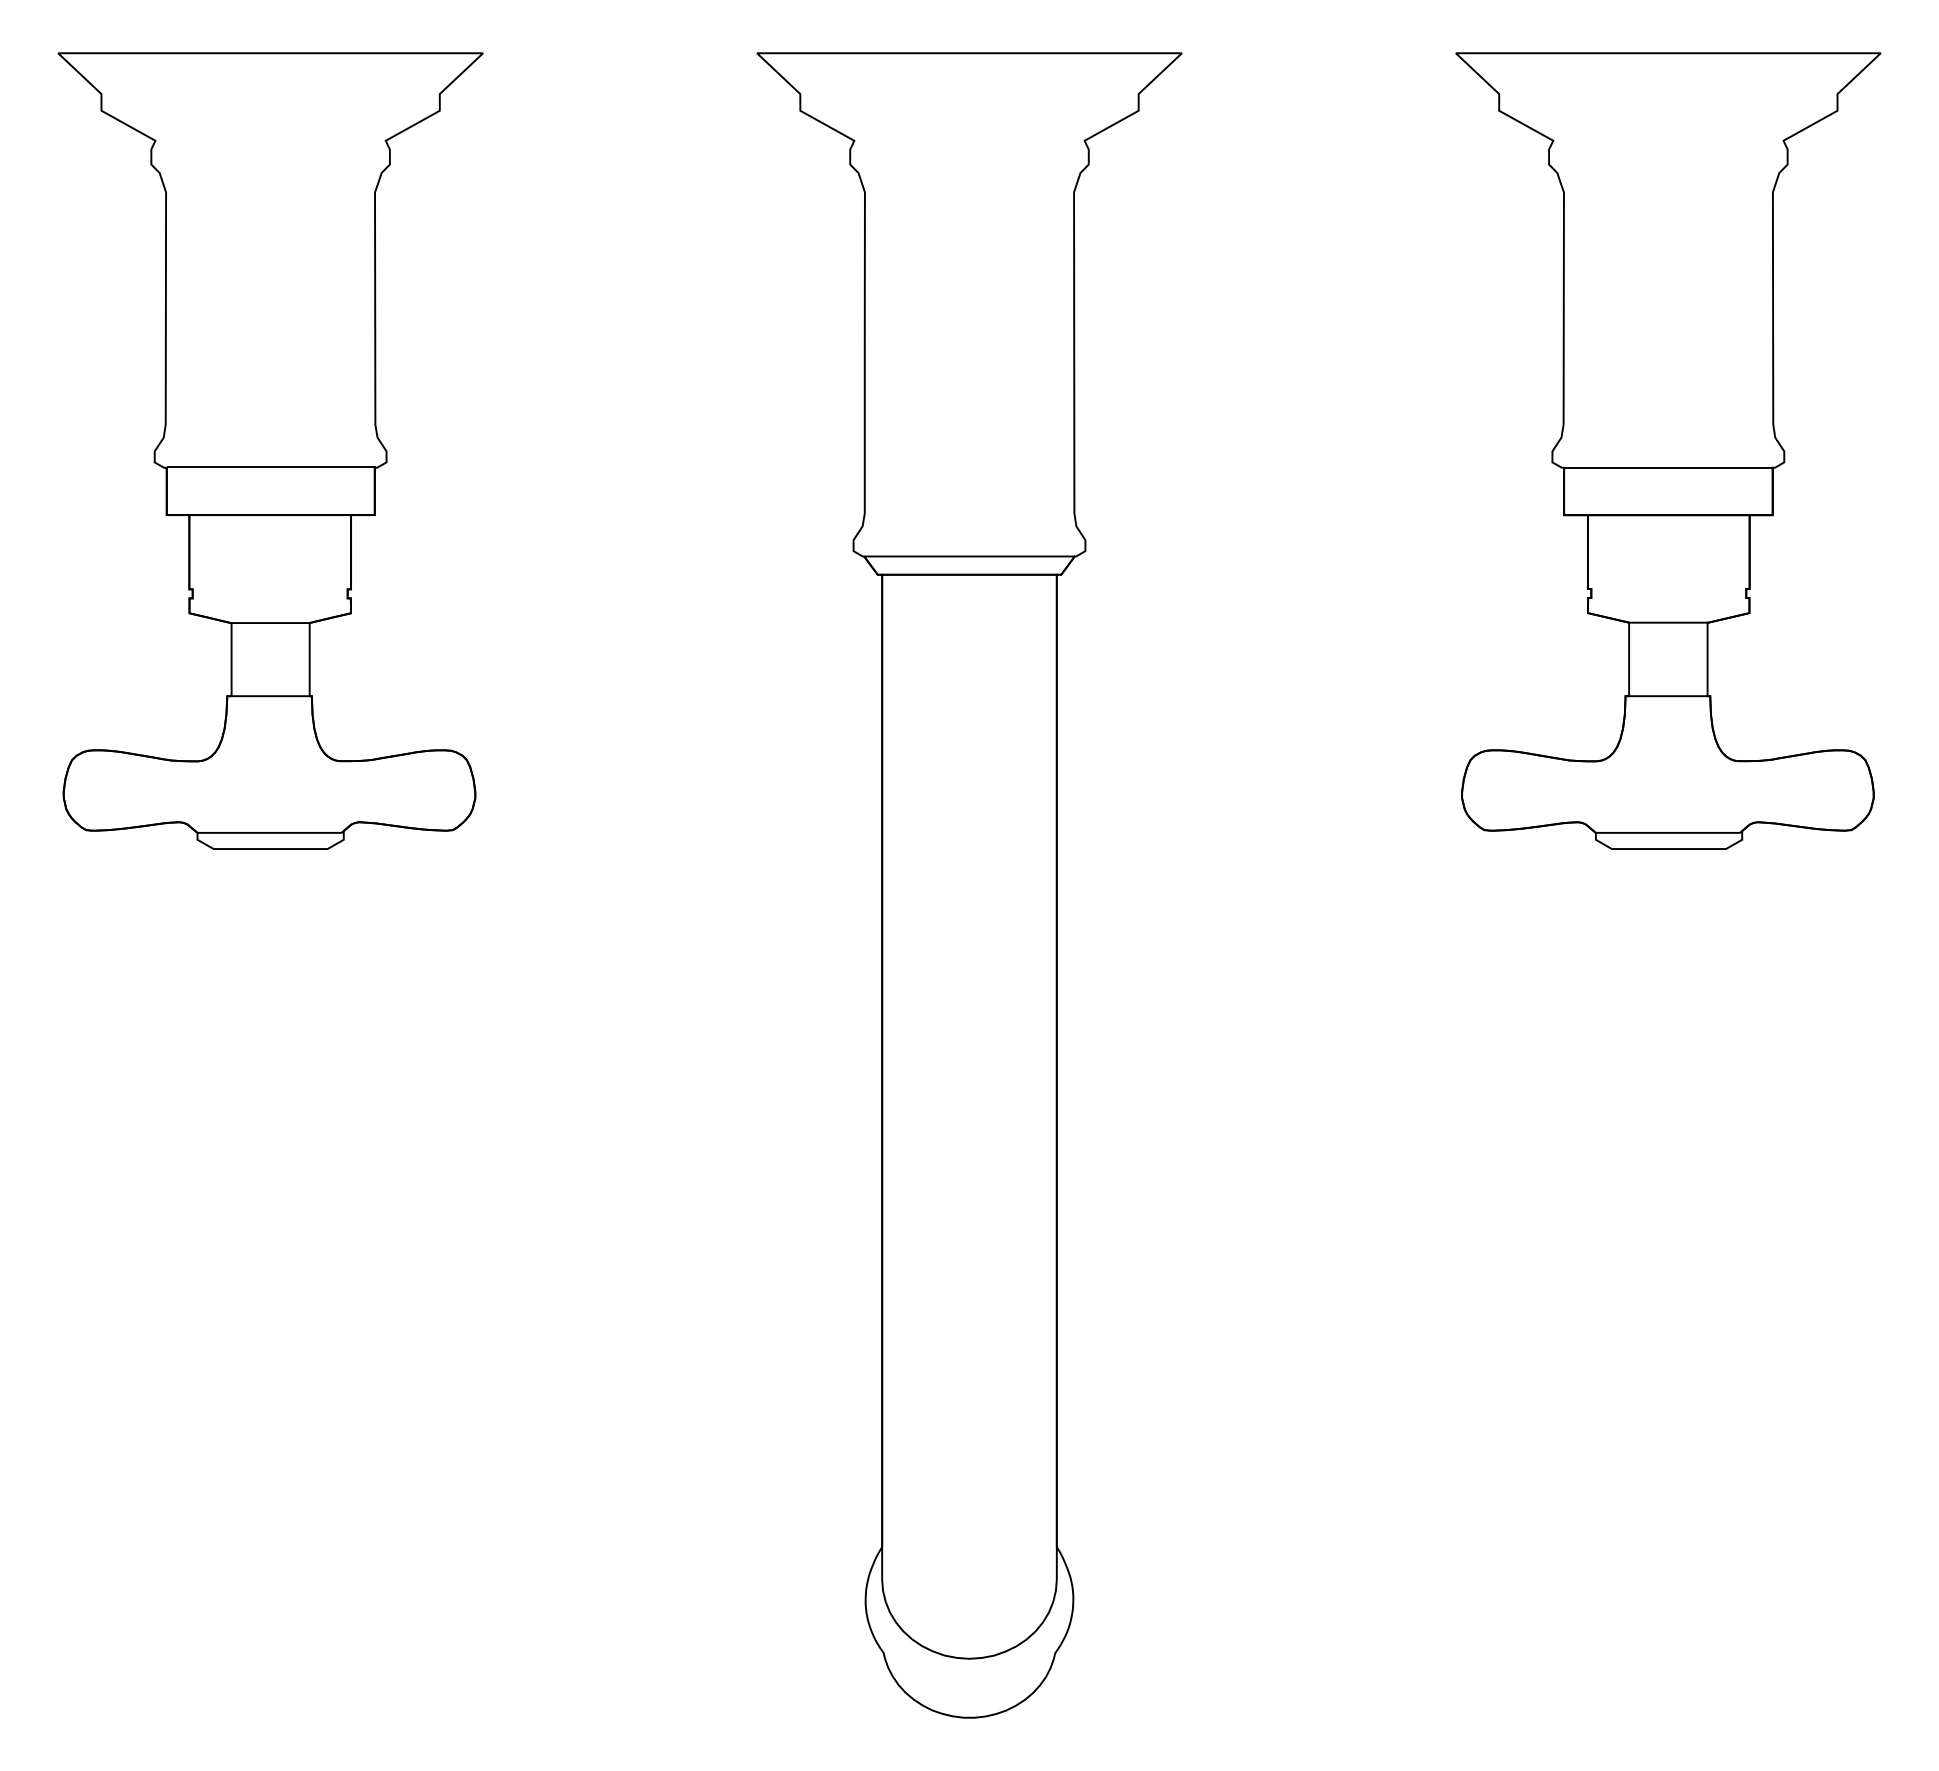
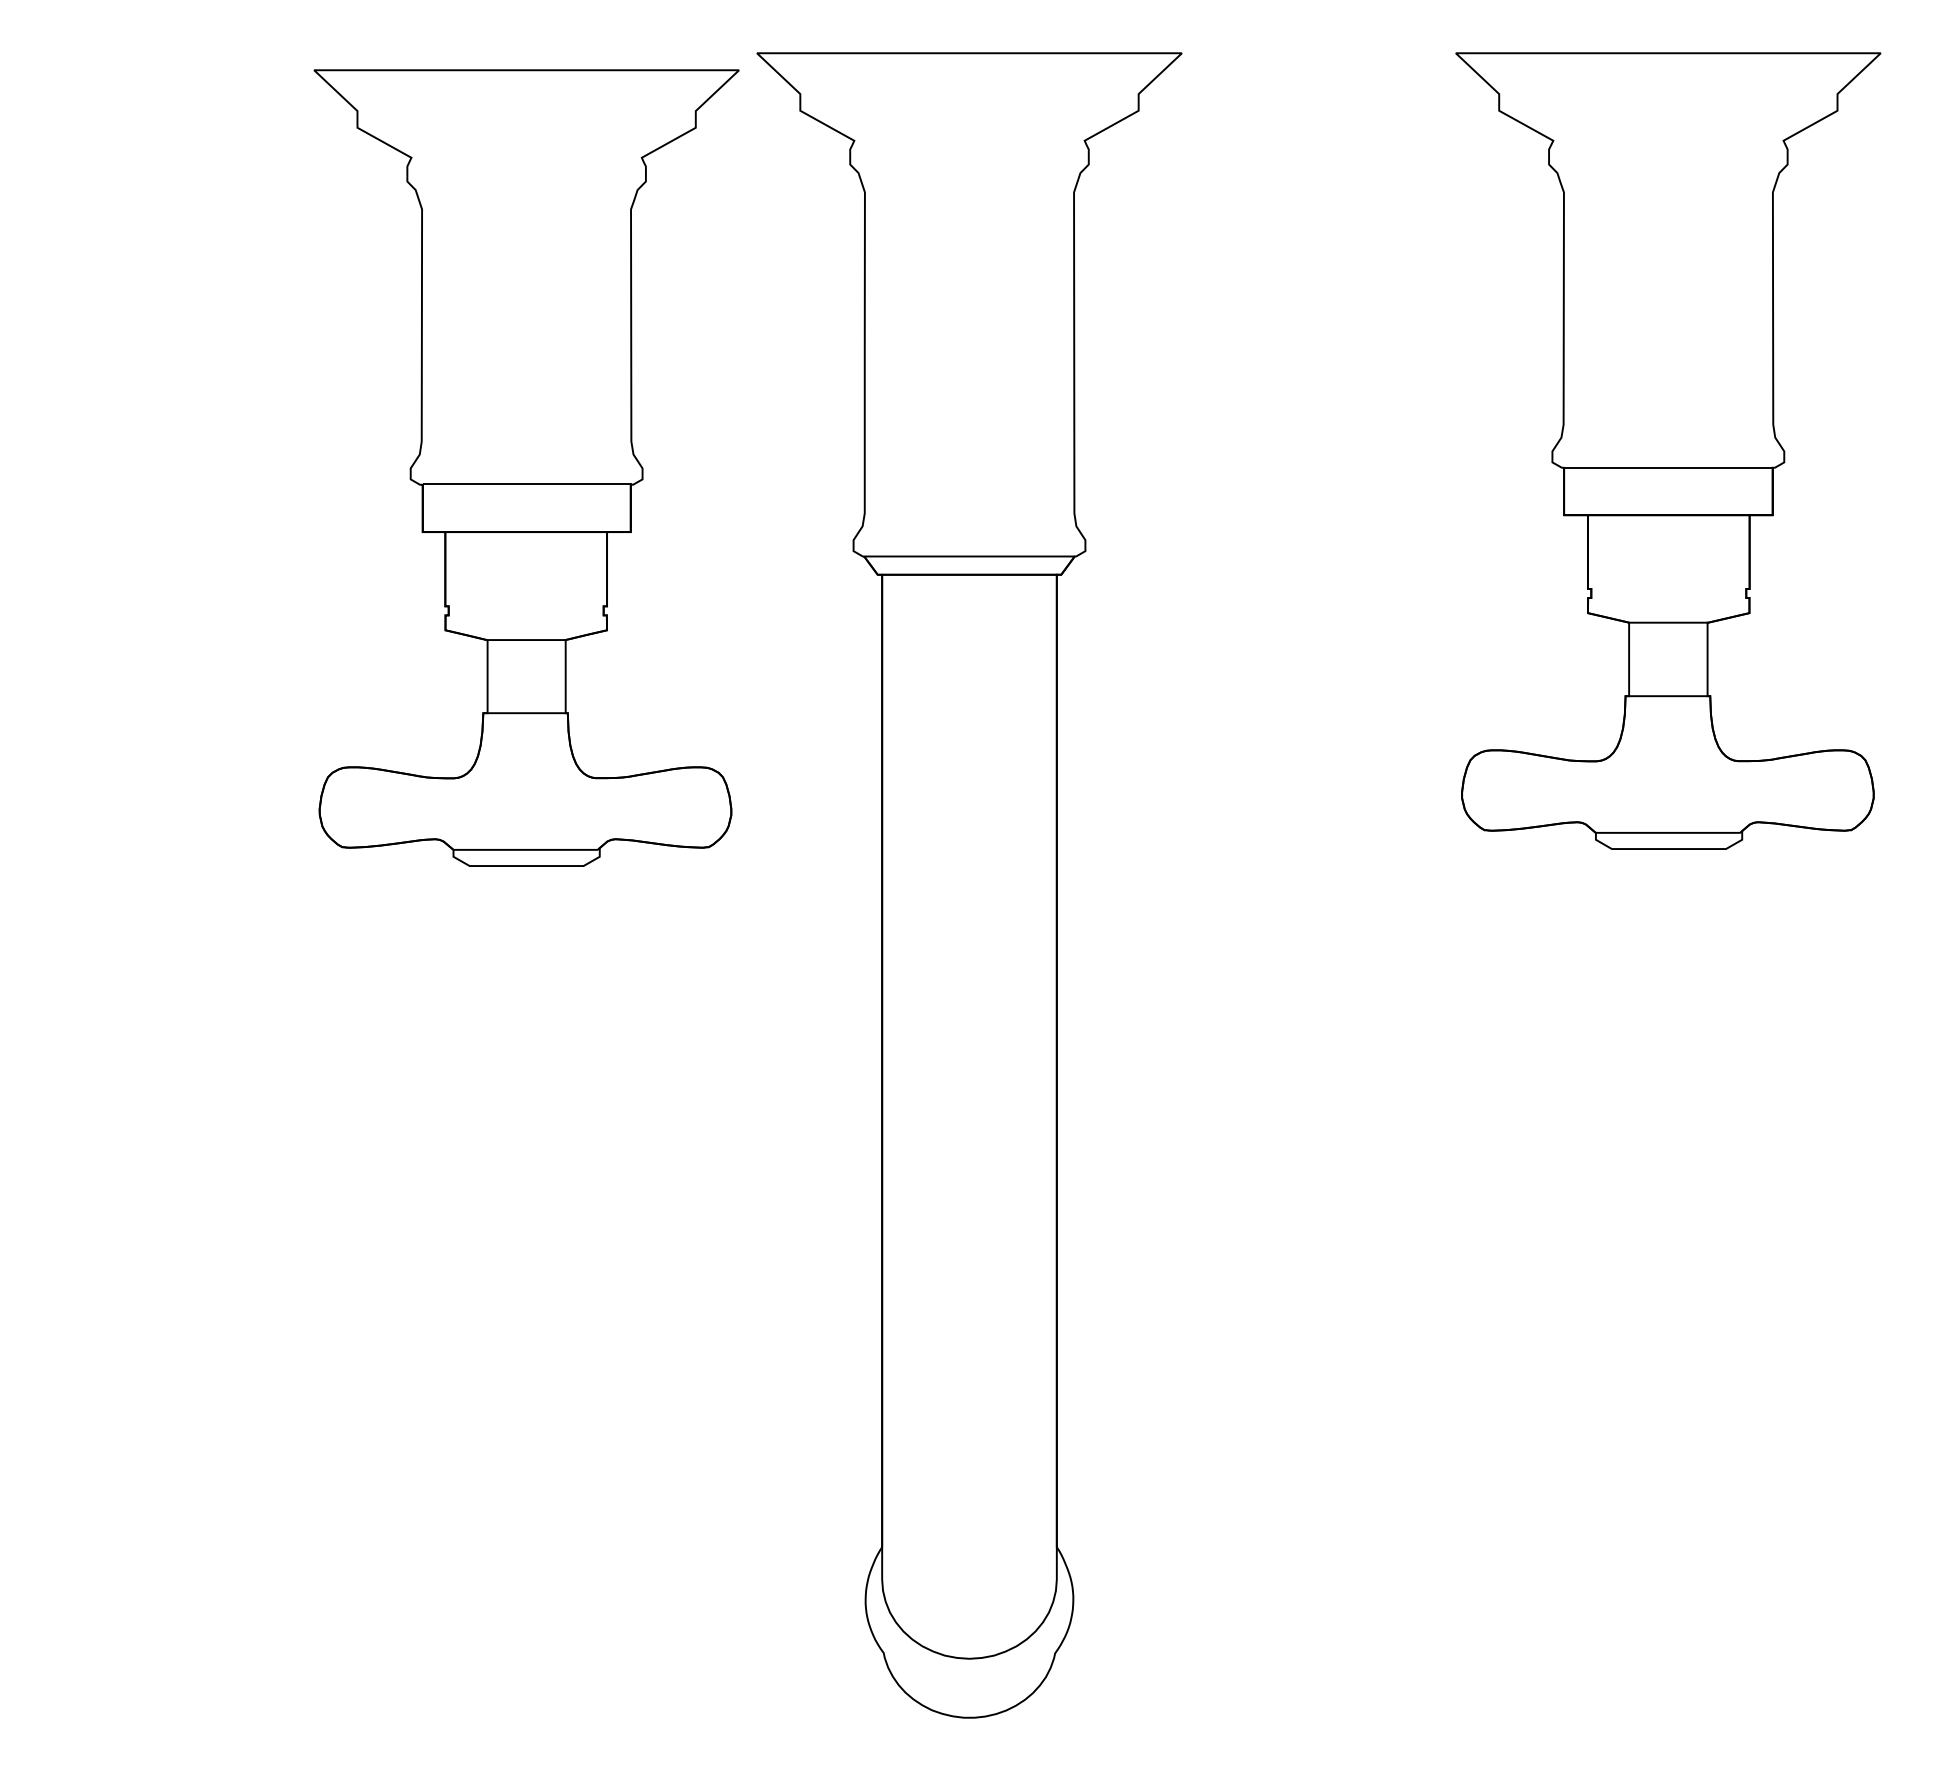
part position: (270, 450) -> (526, 467) (526, 467)
